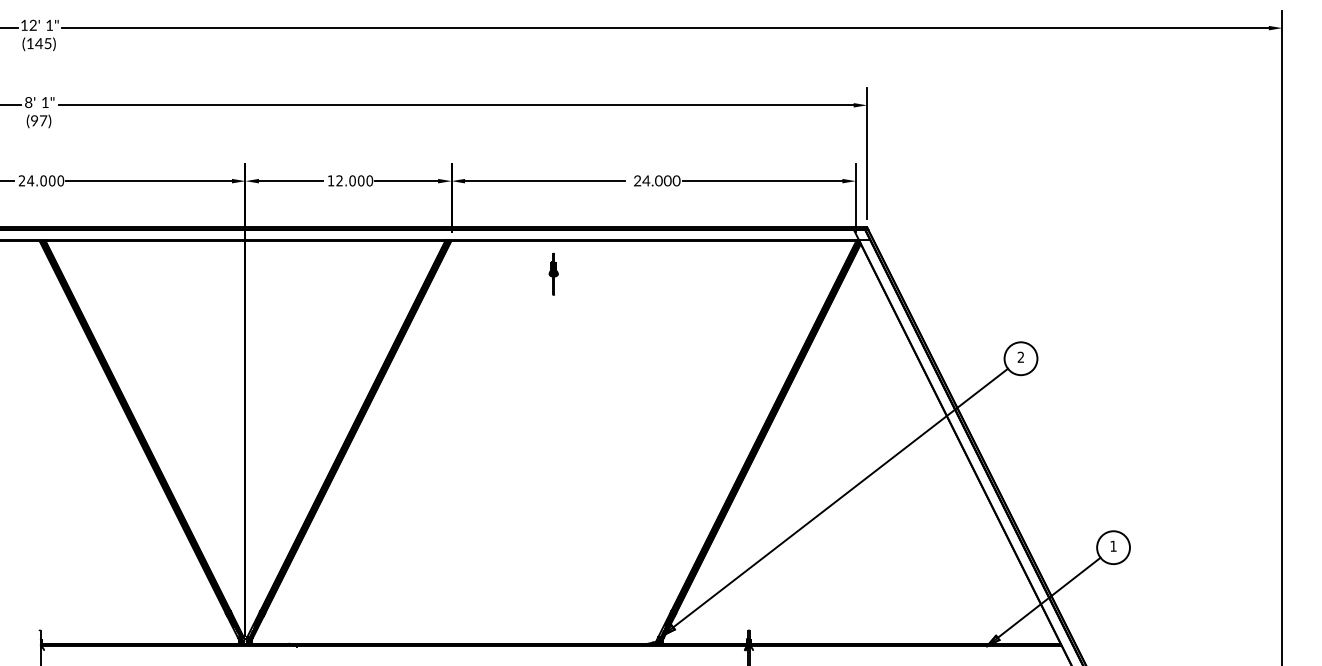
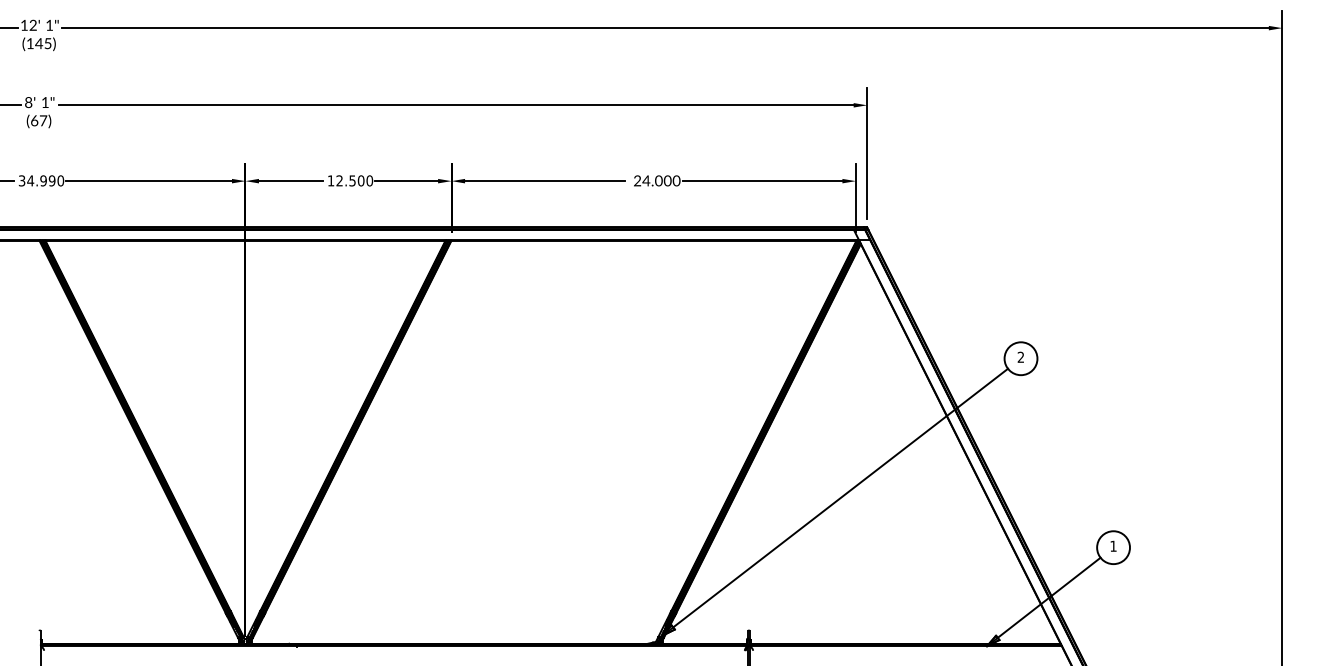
text: (97) -> (67) (34, 120)
text: 24.000 -> 34.990 (36, 180)
text: 12.000 -> 12.500 (352, 180)
part: present -> none (553, 273)
